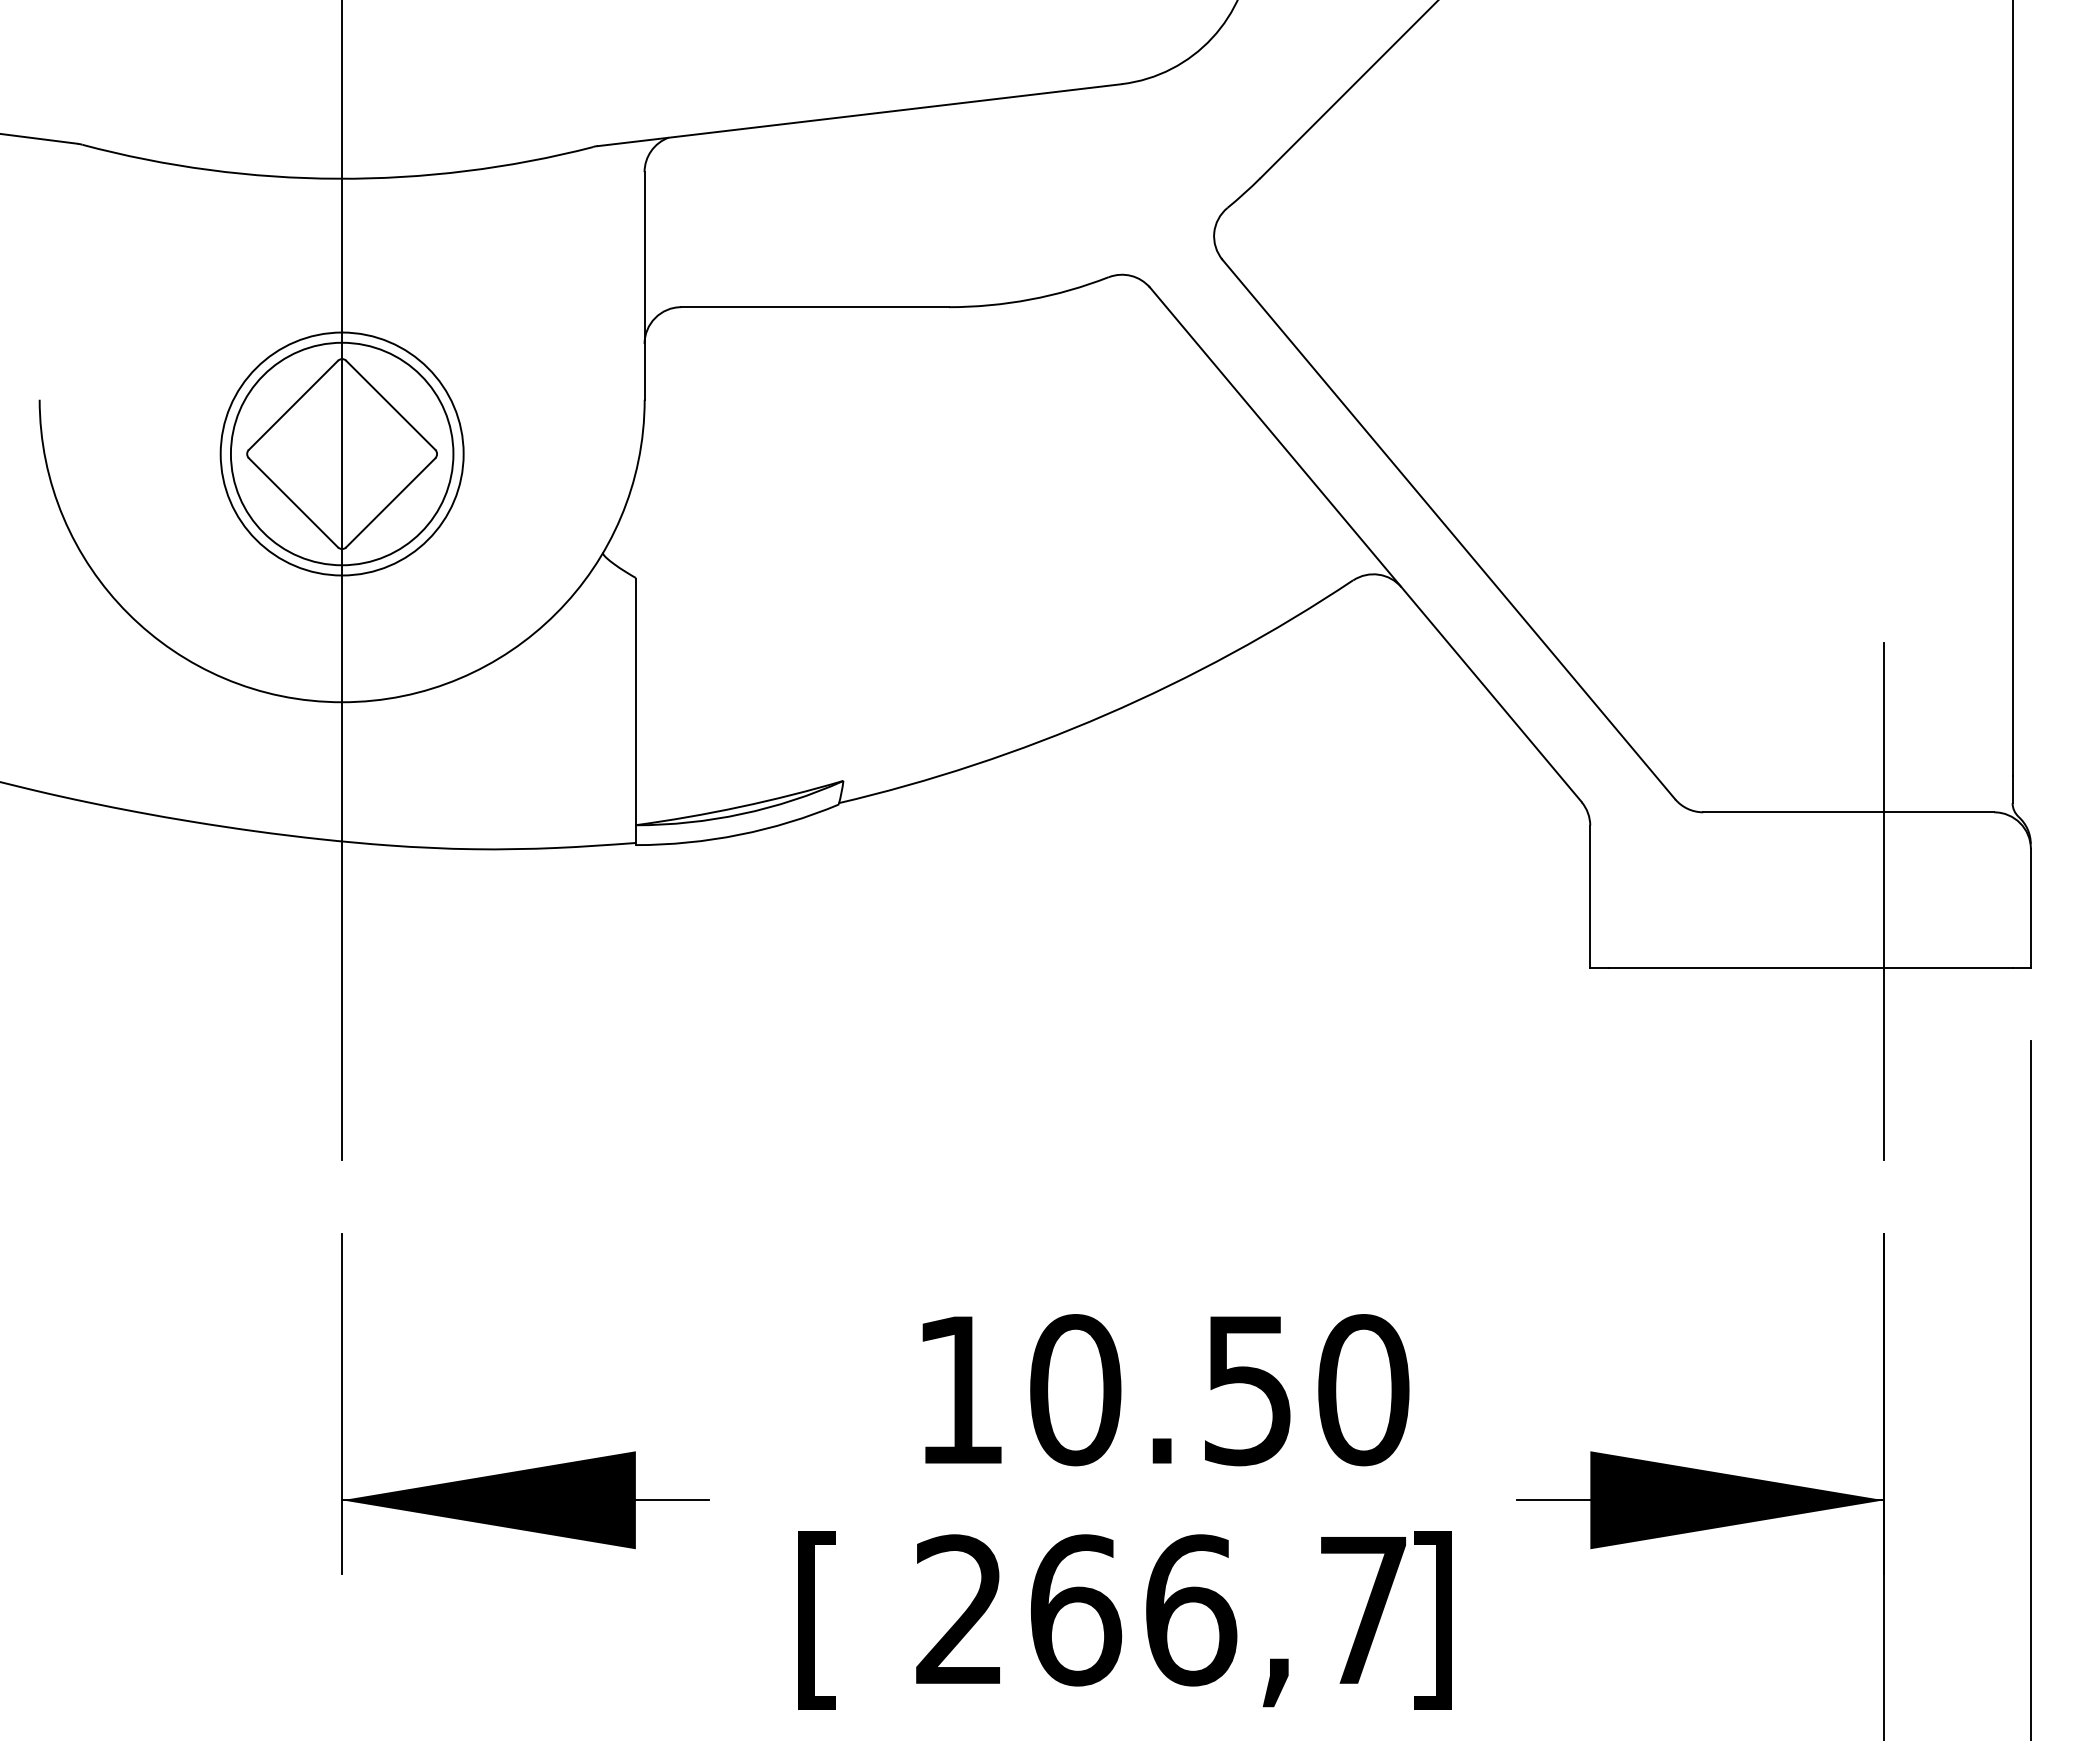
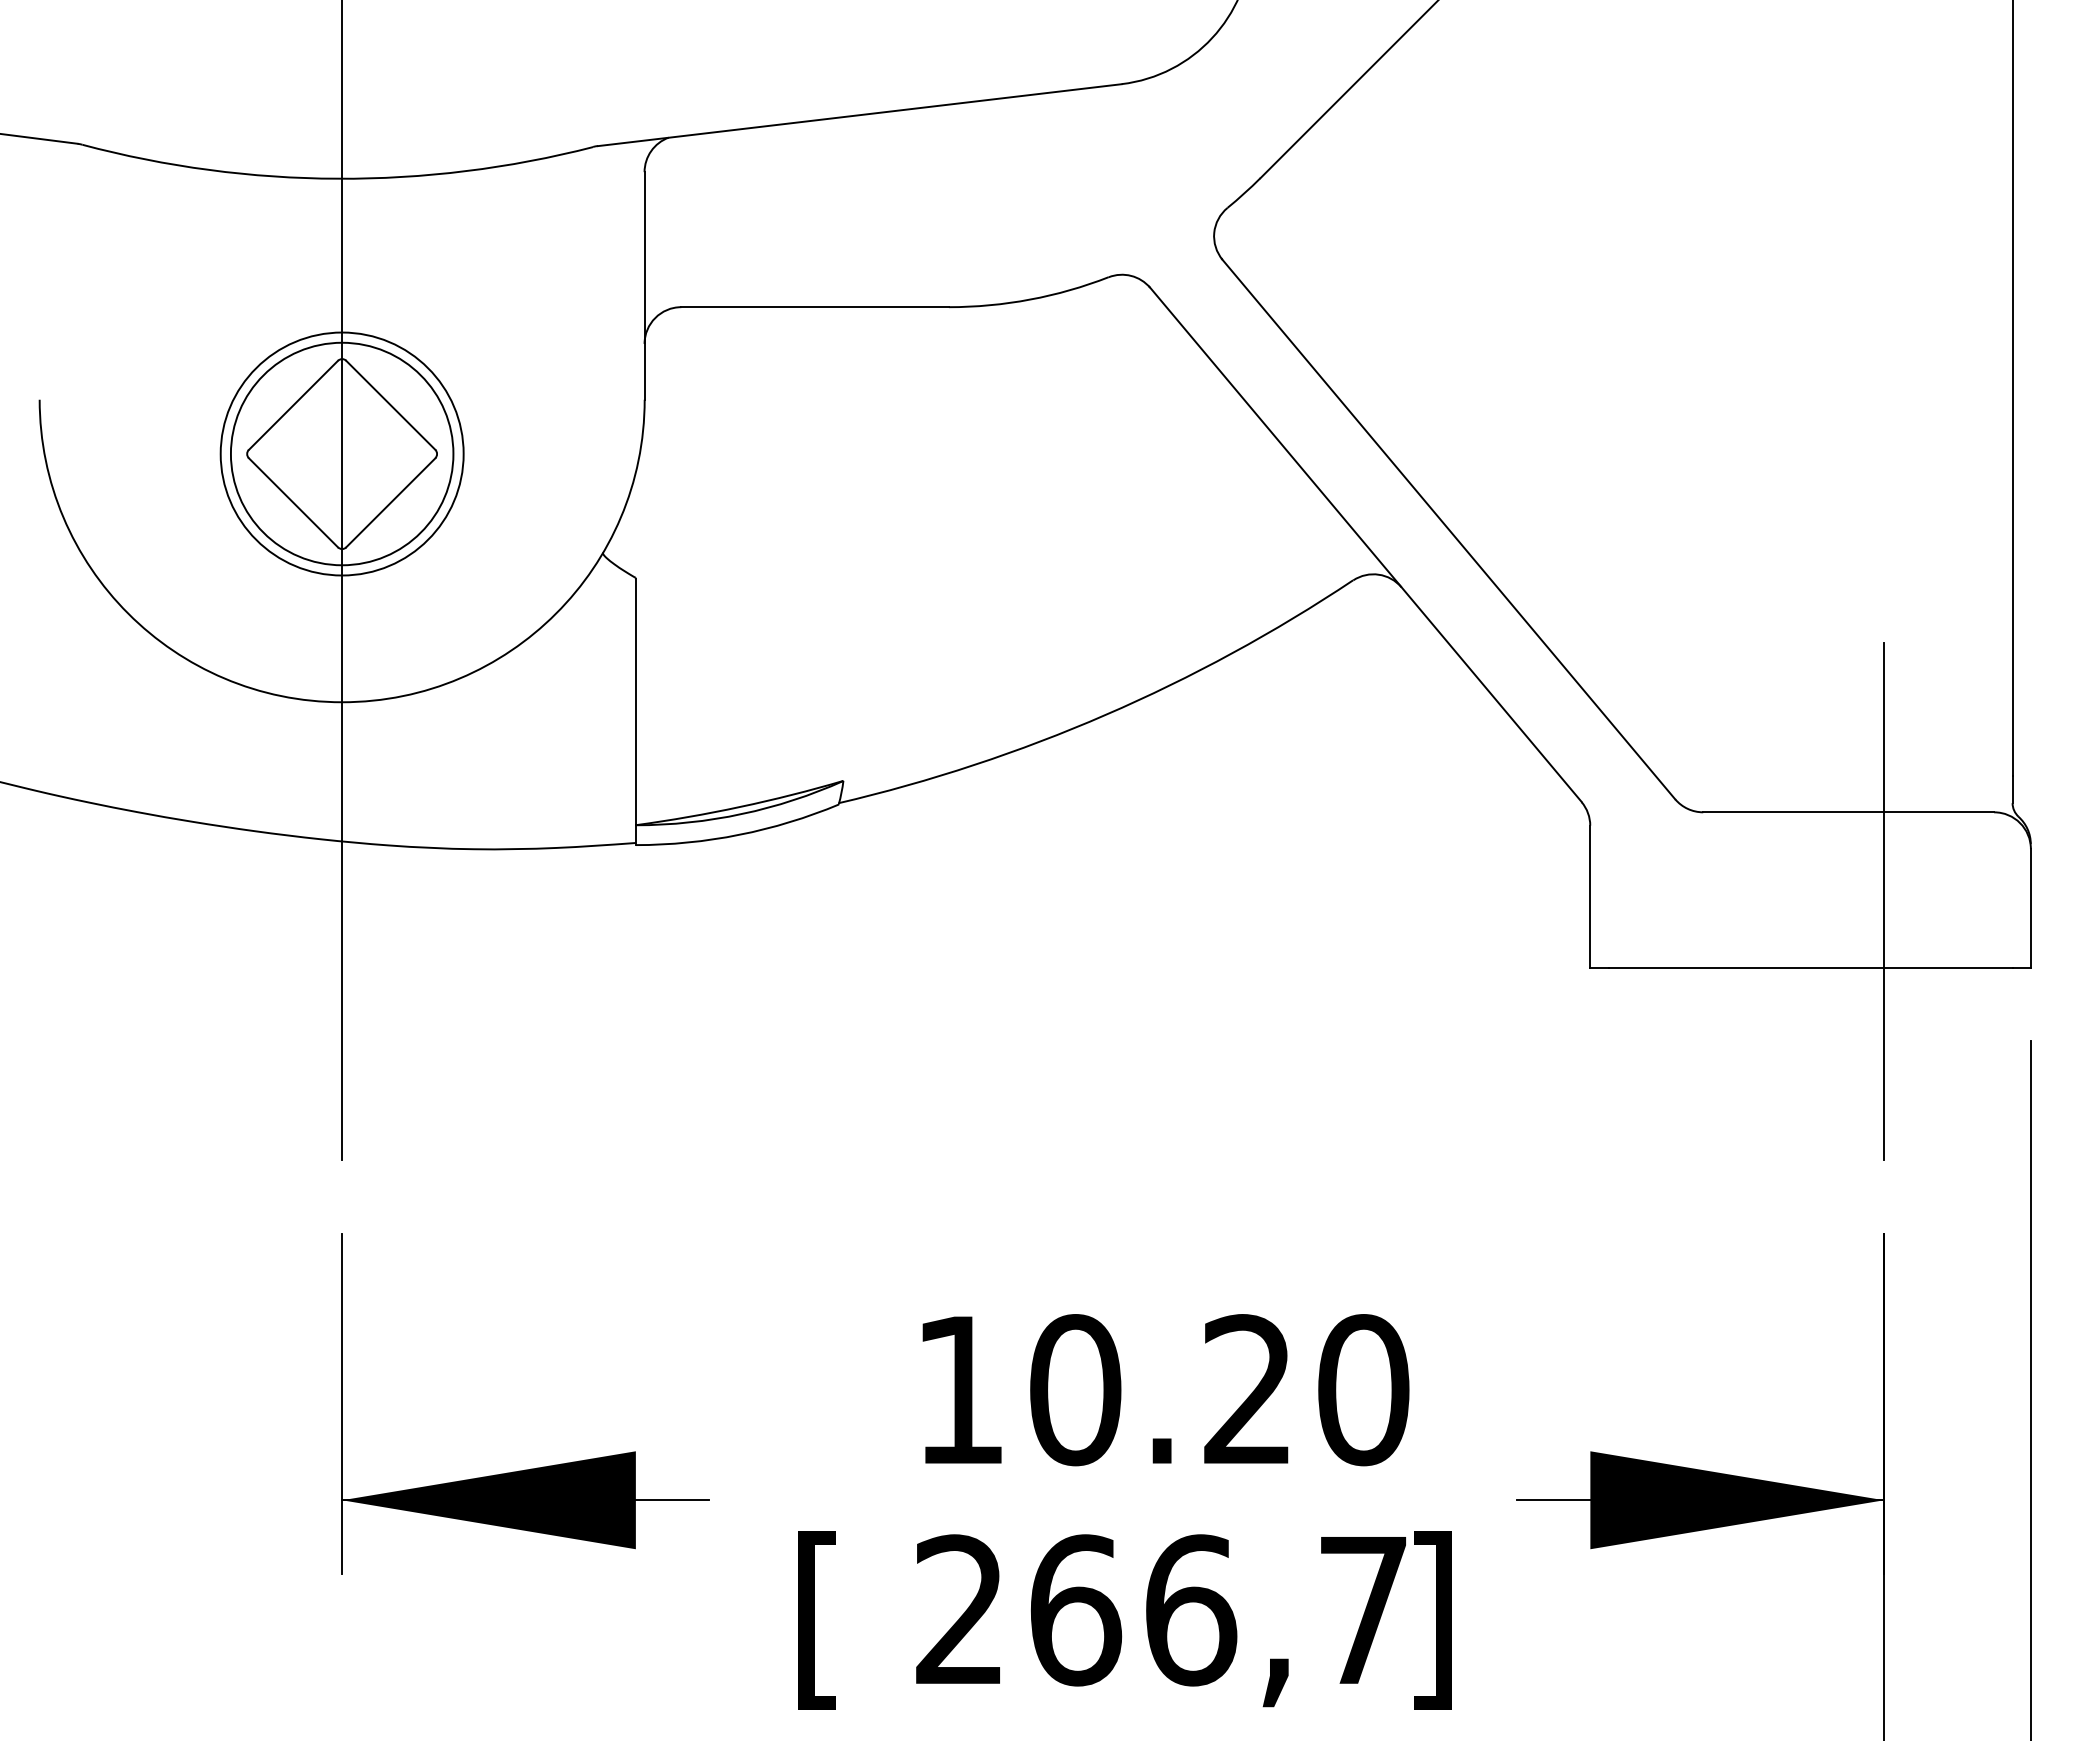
text: 10.50 -> 10.20 (1247, 1390)
